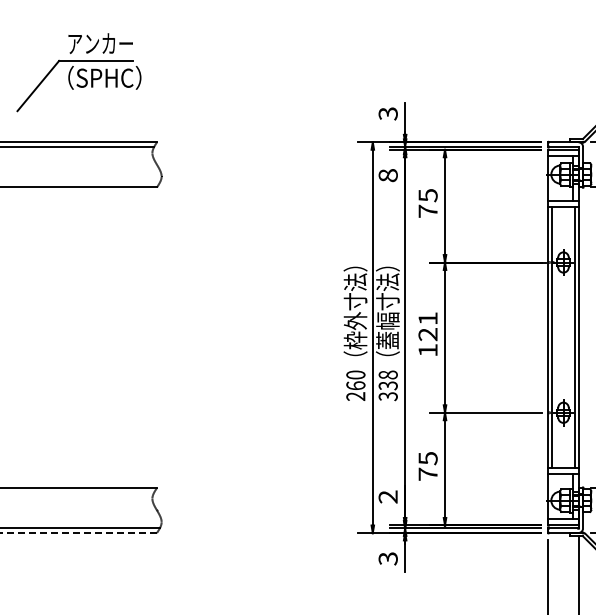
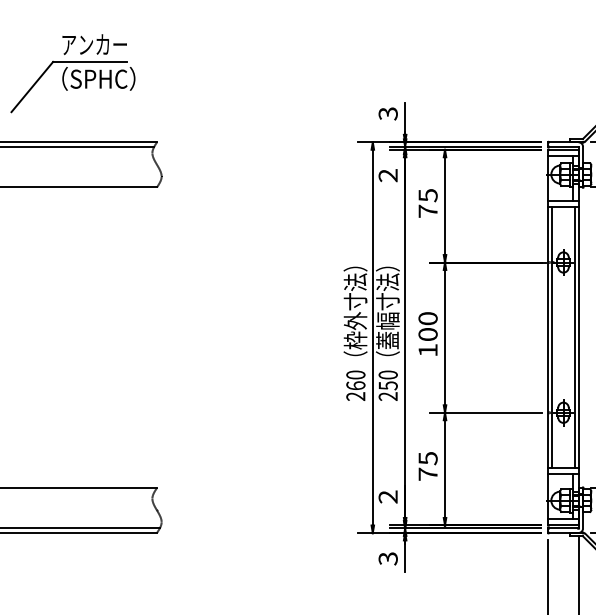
part position: (78, 72) -> (72, 73) (72, 73)
text: 8 -> 2 (387, 175)
text: 121 -> 100 (427, 326)
text: 338 -> 250 (387, 385)
line: dashed -> solid (79, 532)
